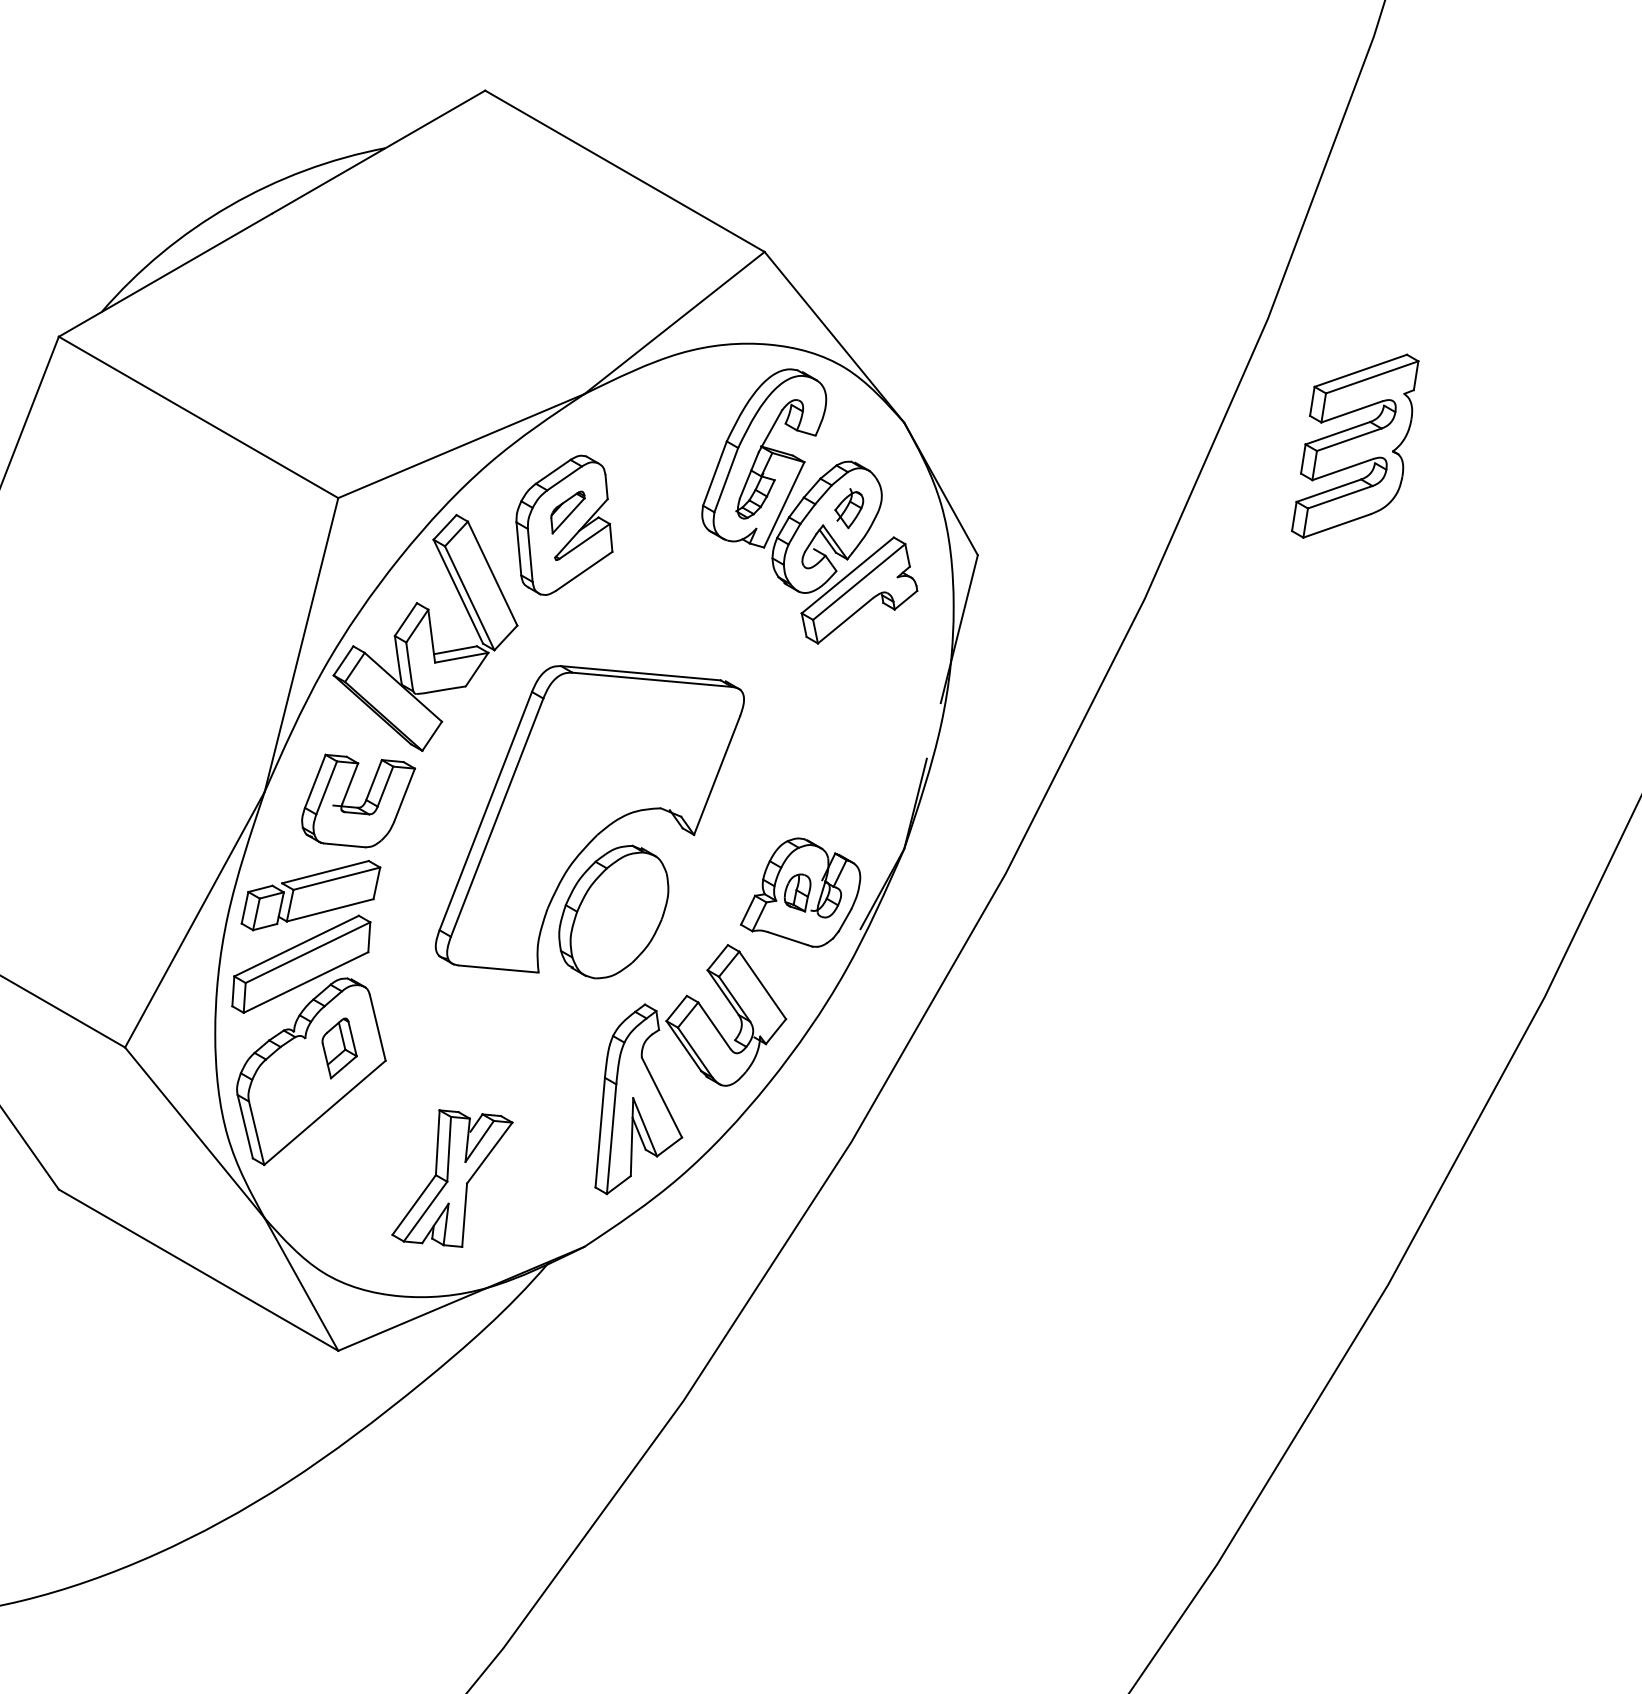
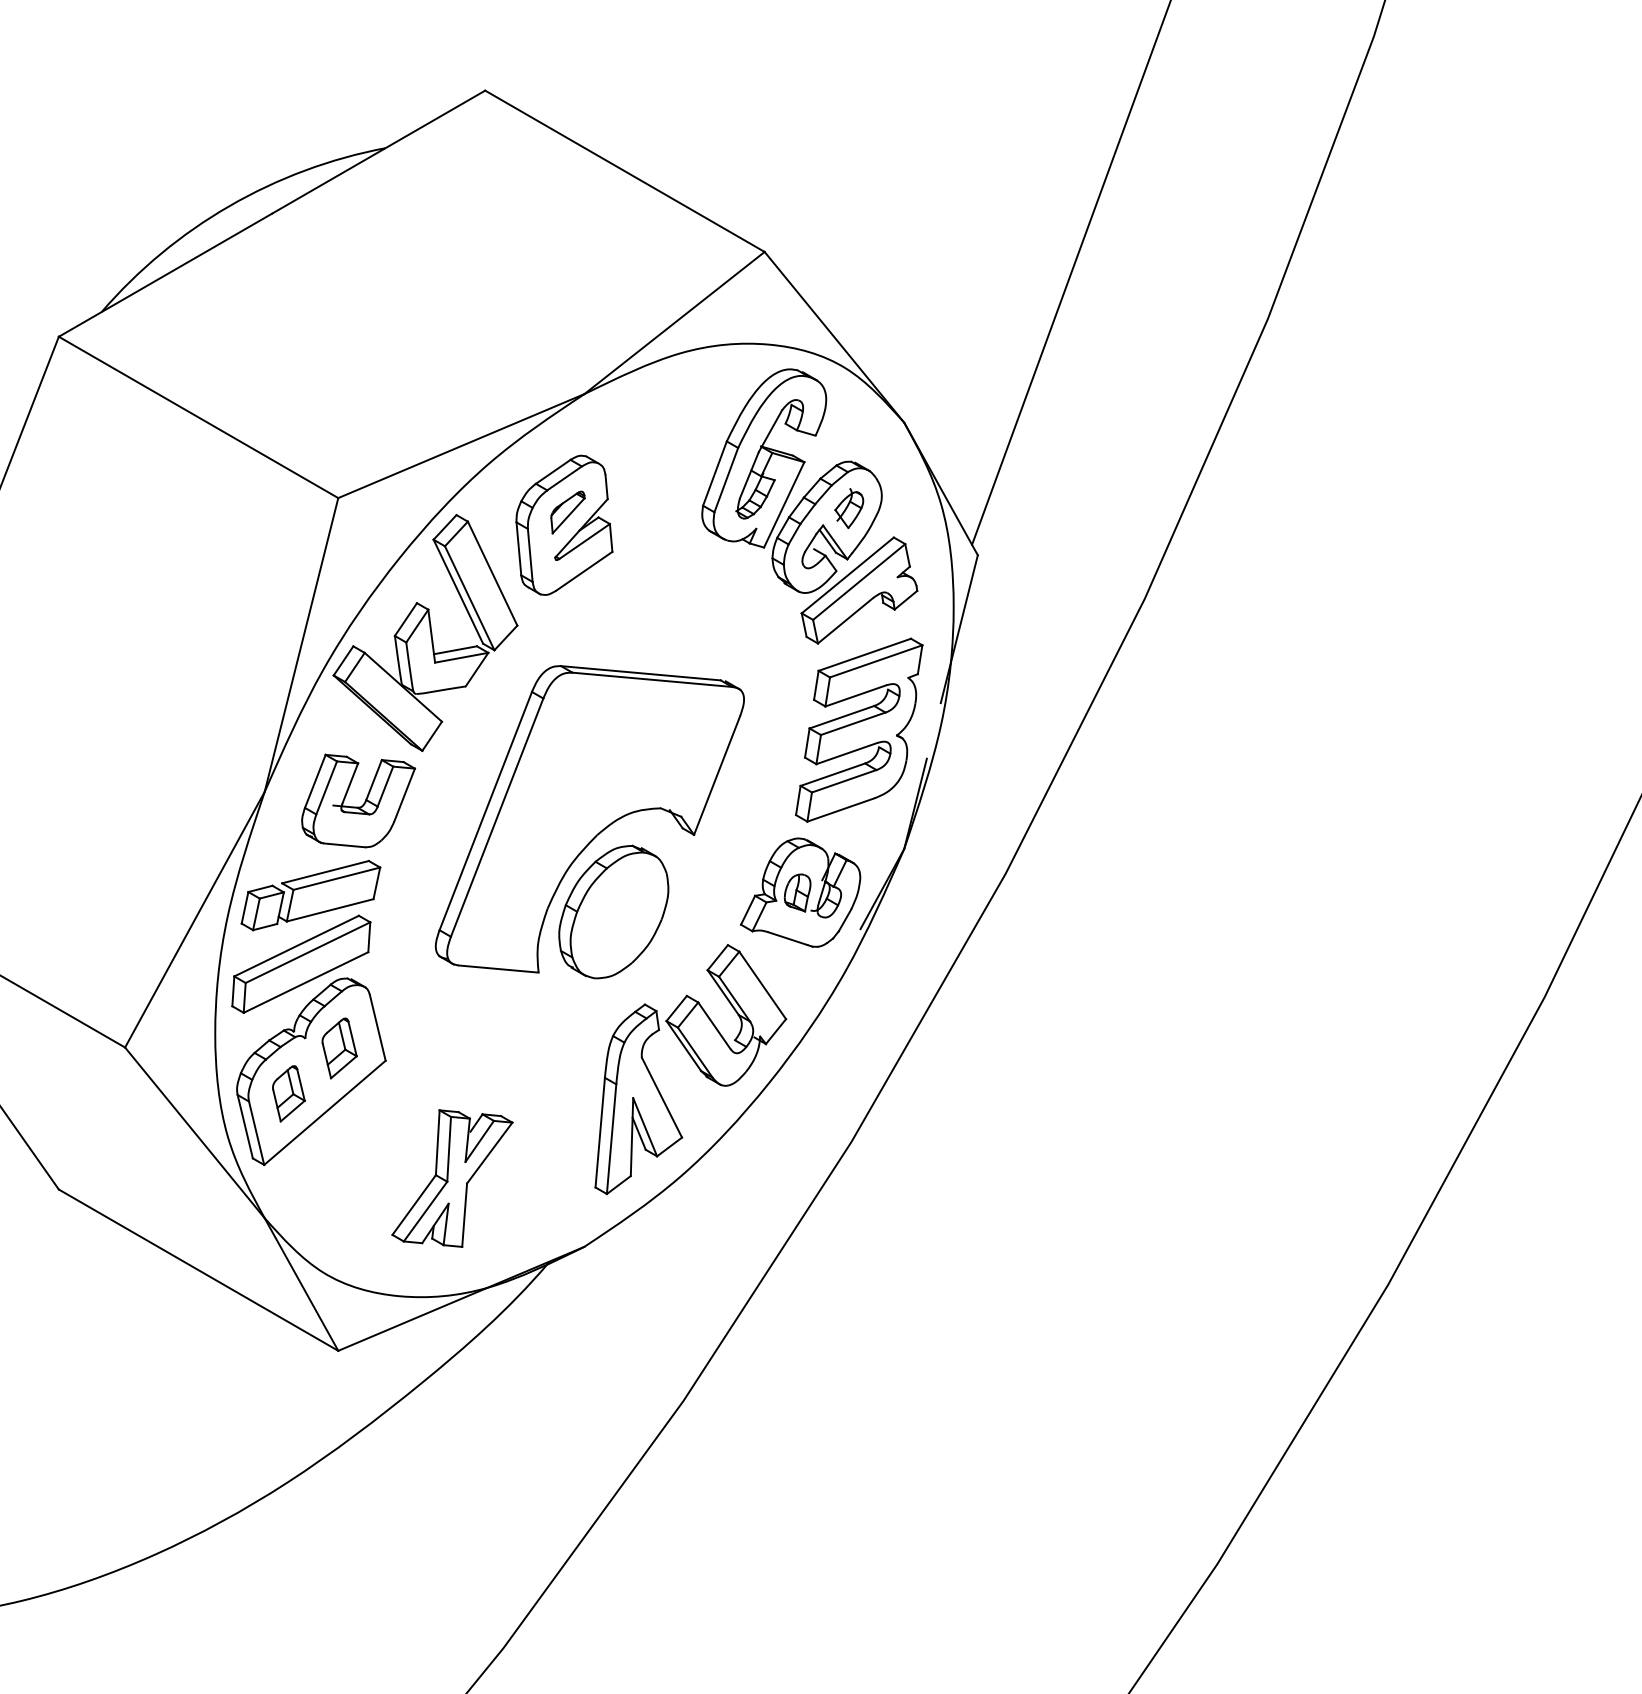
line: none -> present (1071, 273)
part position: (1355, 445) -> (859, 729) (859, 729)
part: none -> present (288, 1093)
